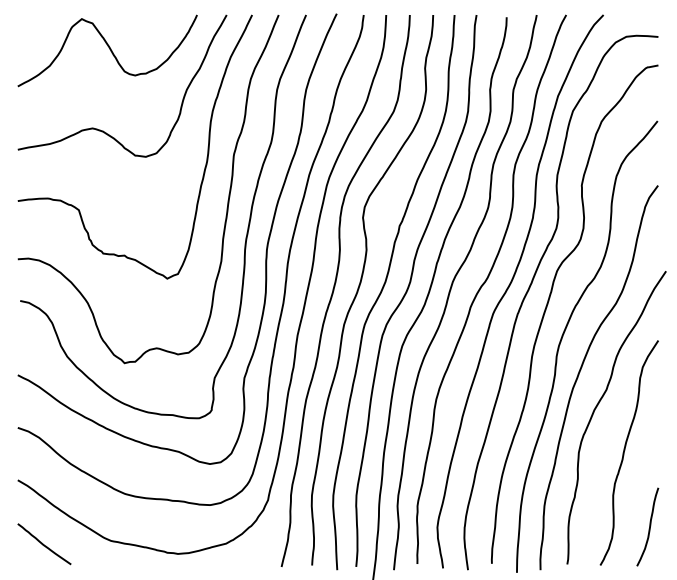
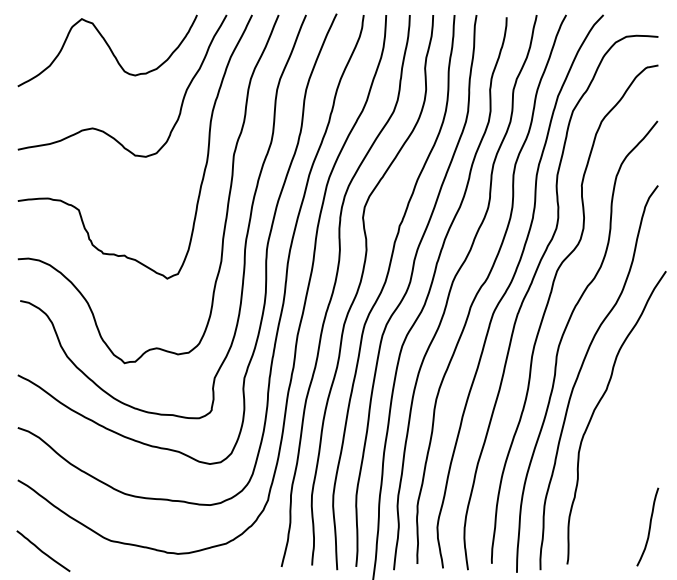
curve: present -> none (625, 450)
curve position: (44, 544) -> (43, 551) (43, 551)
